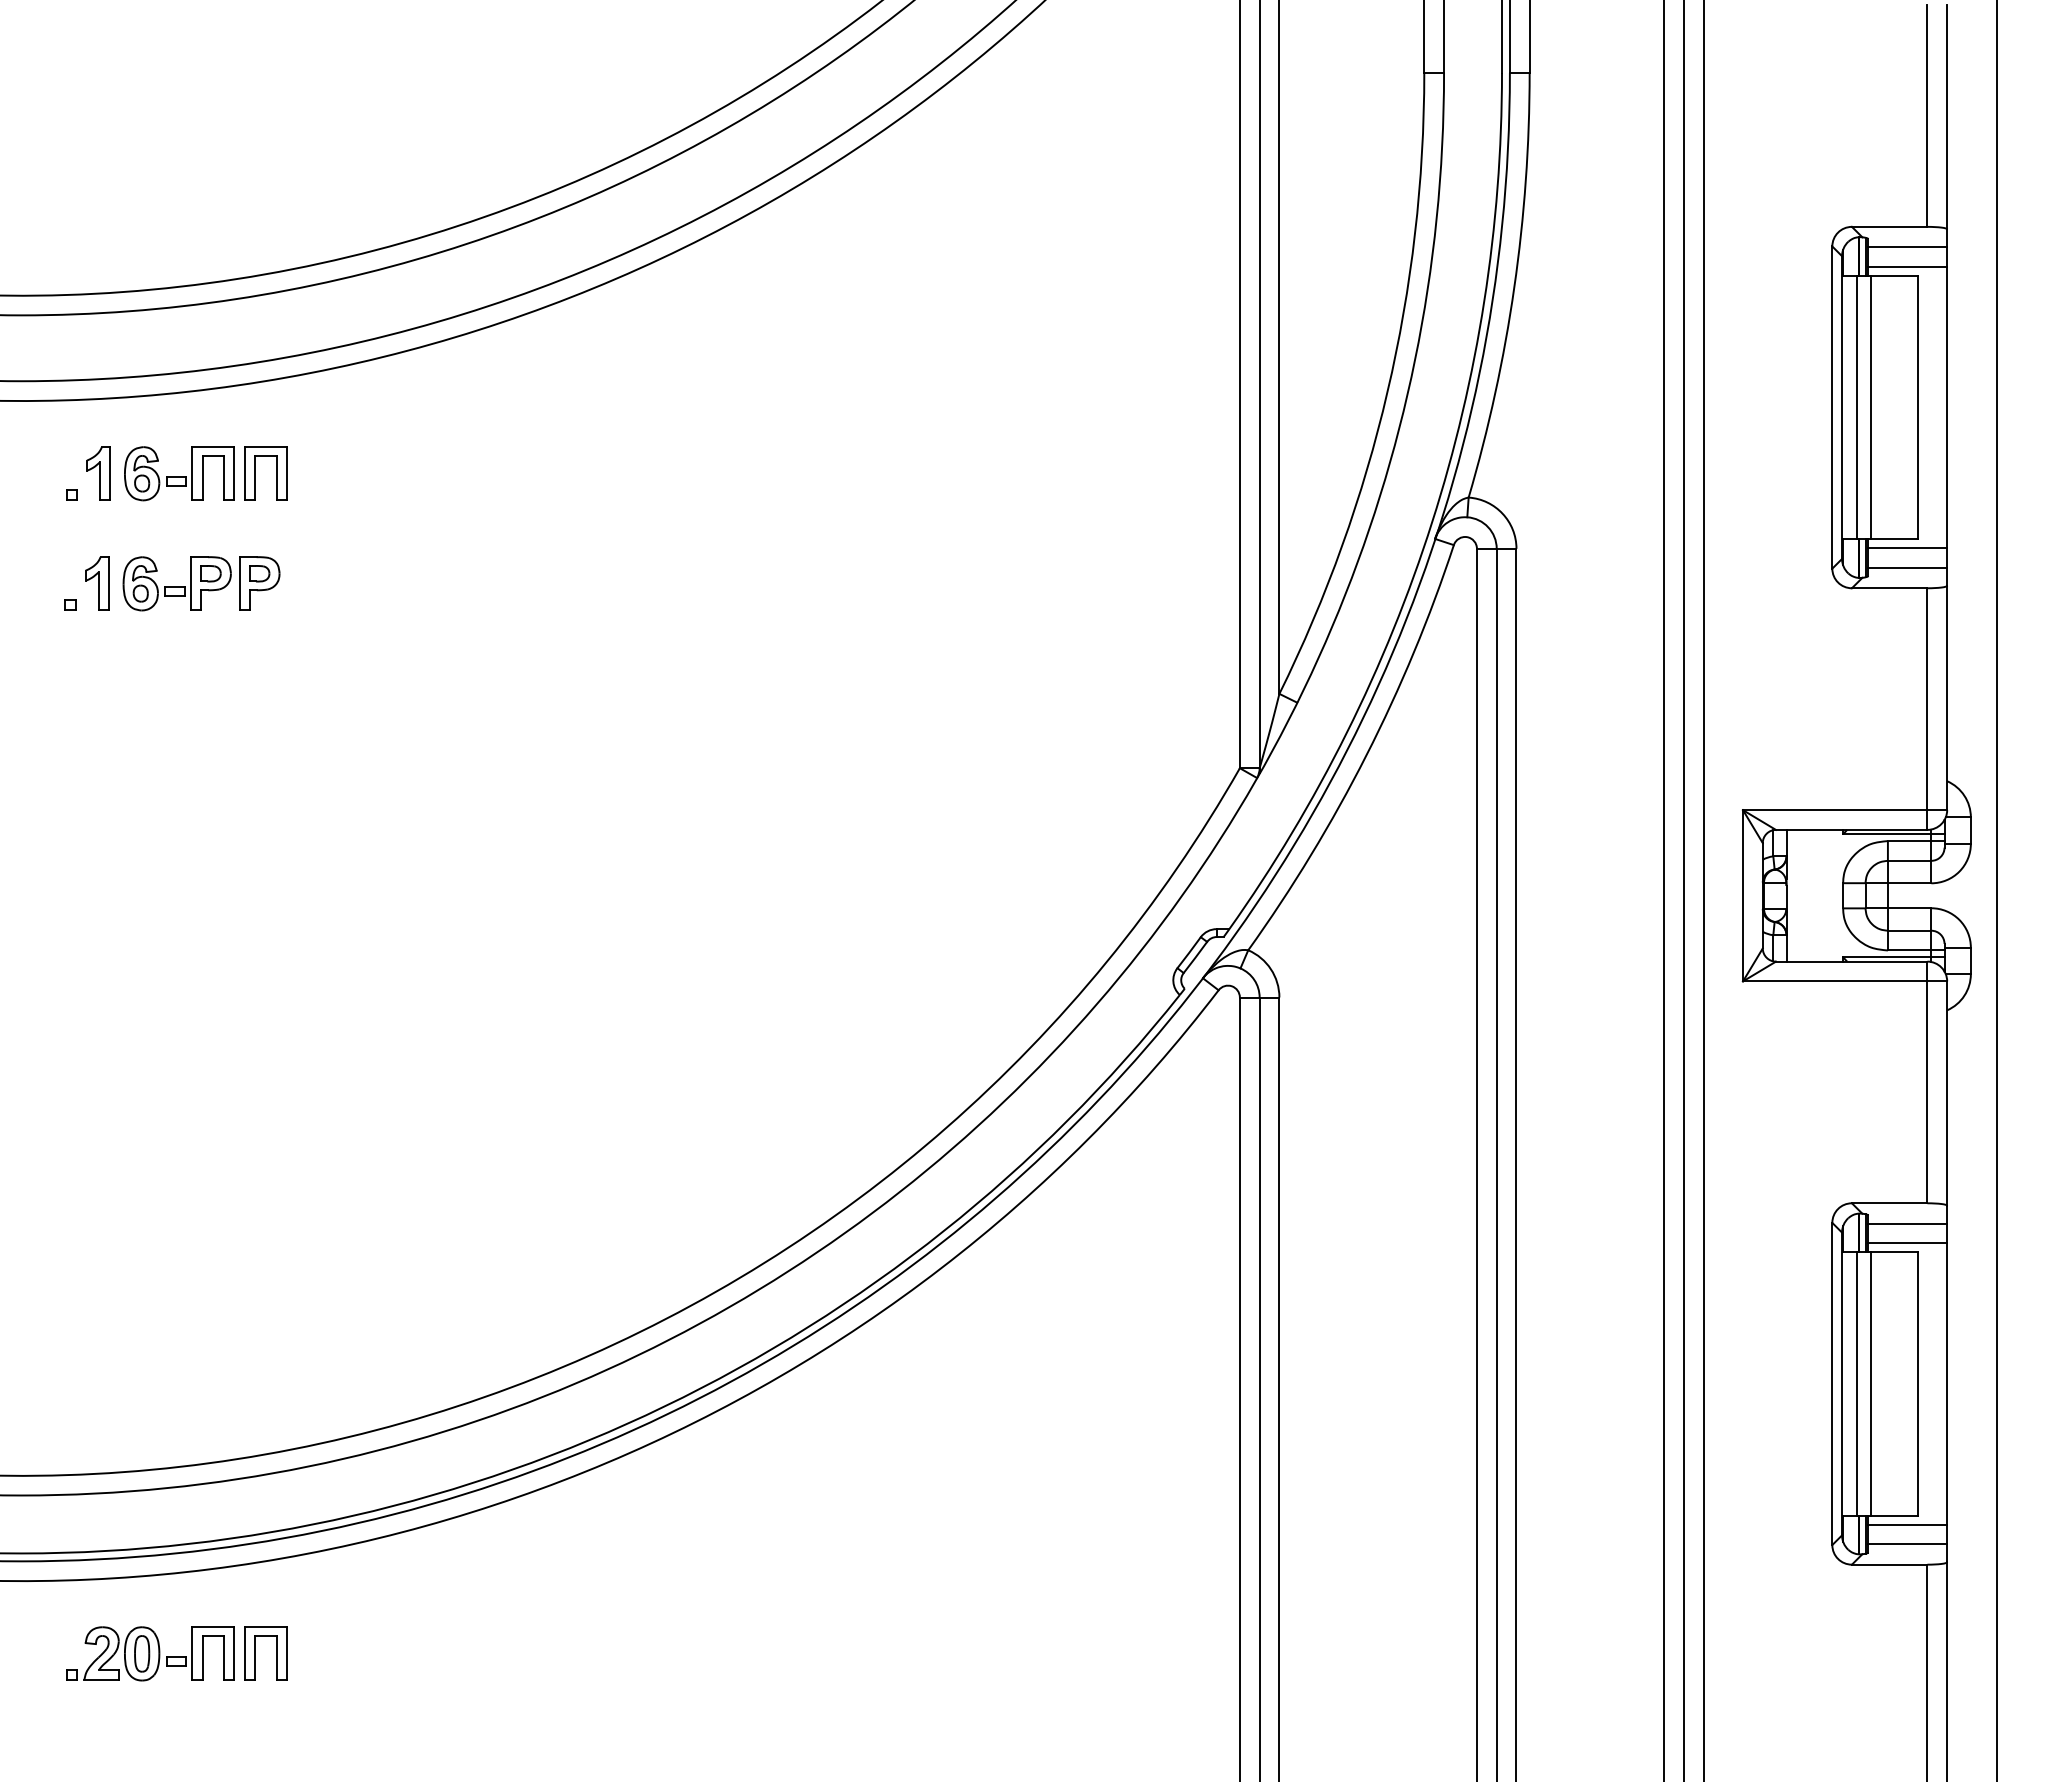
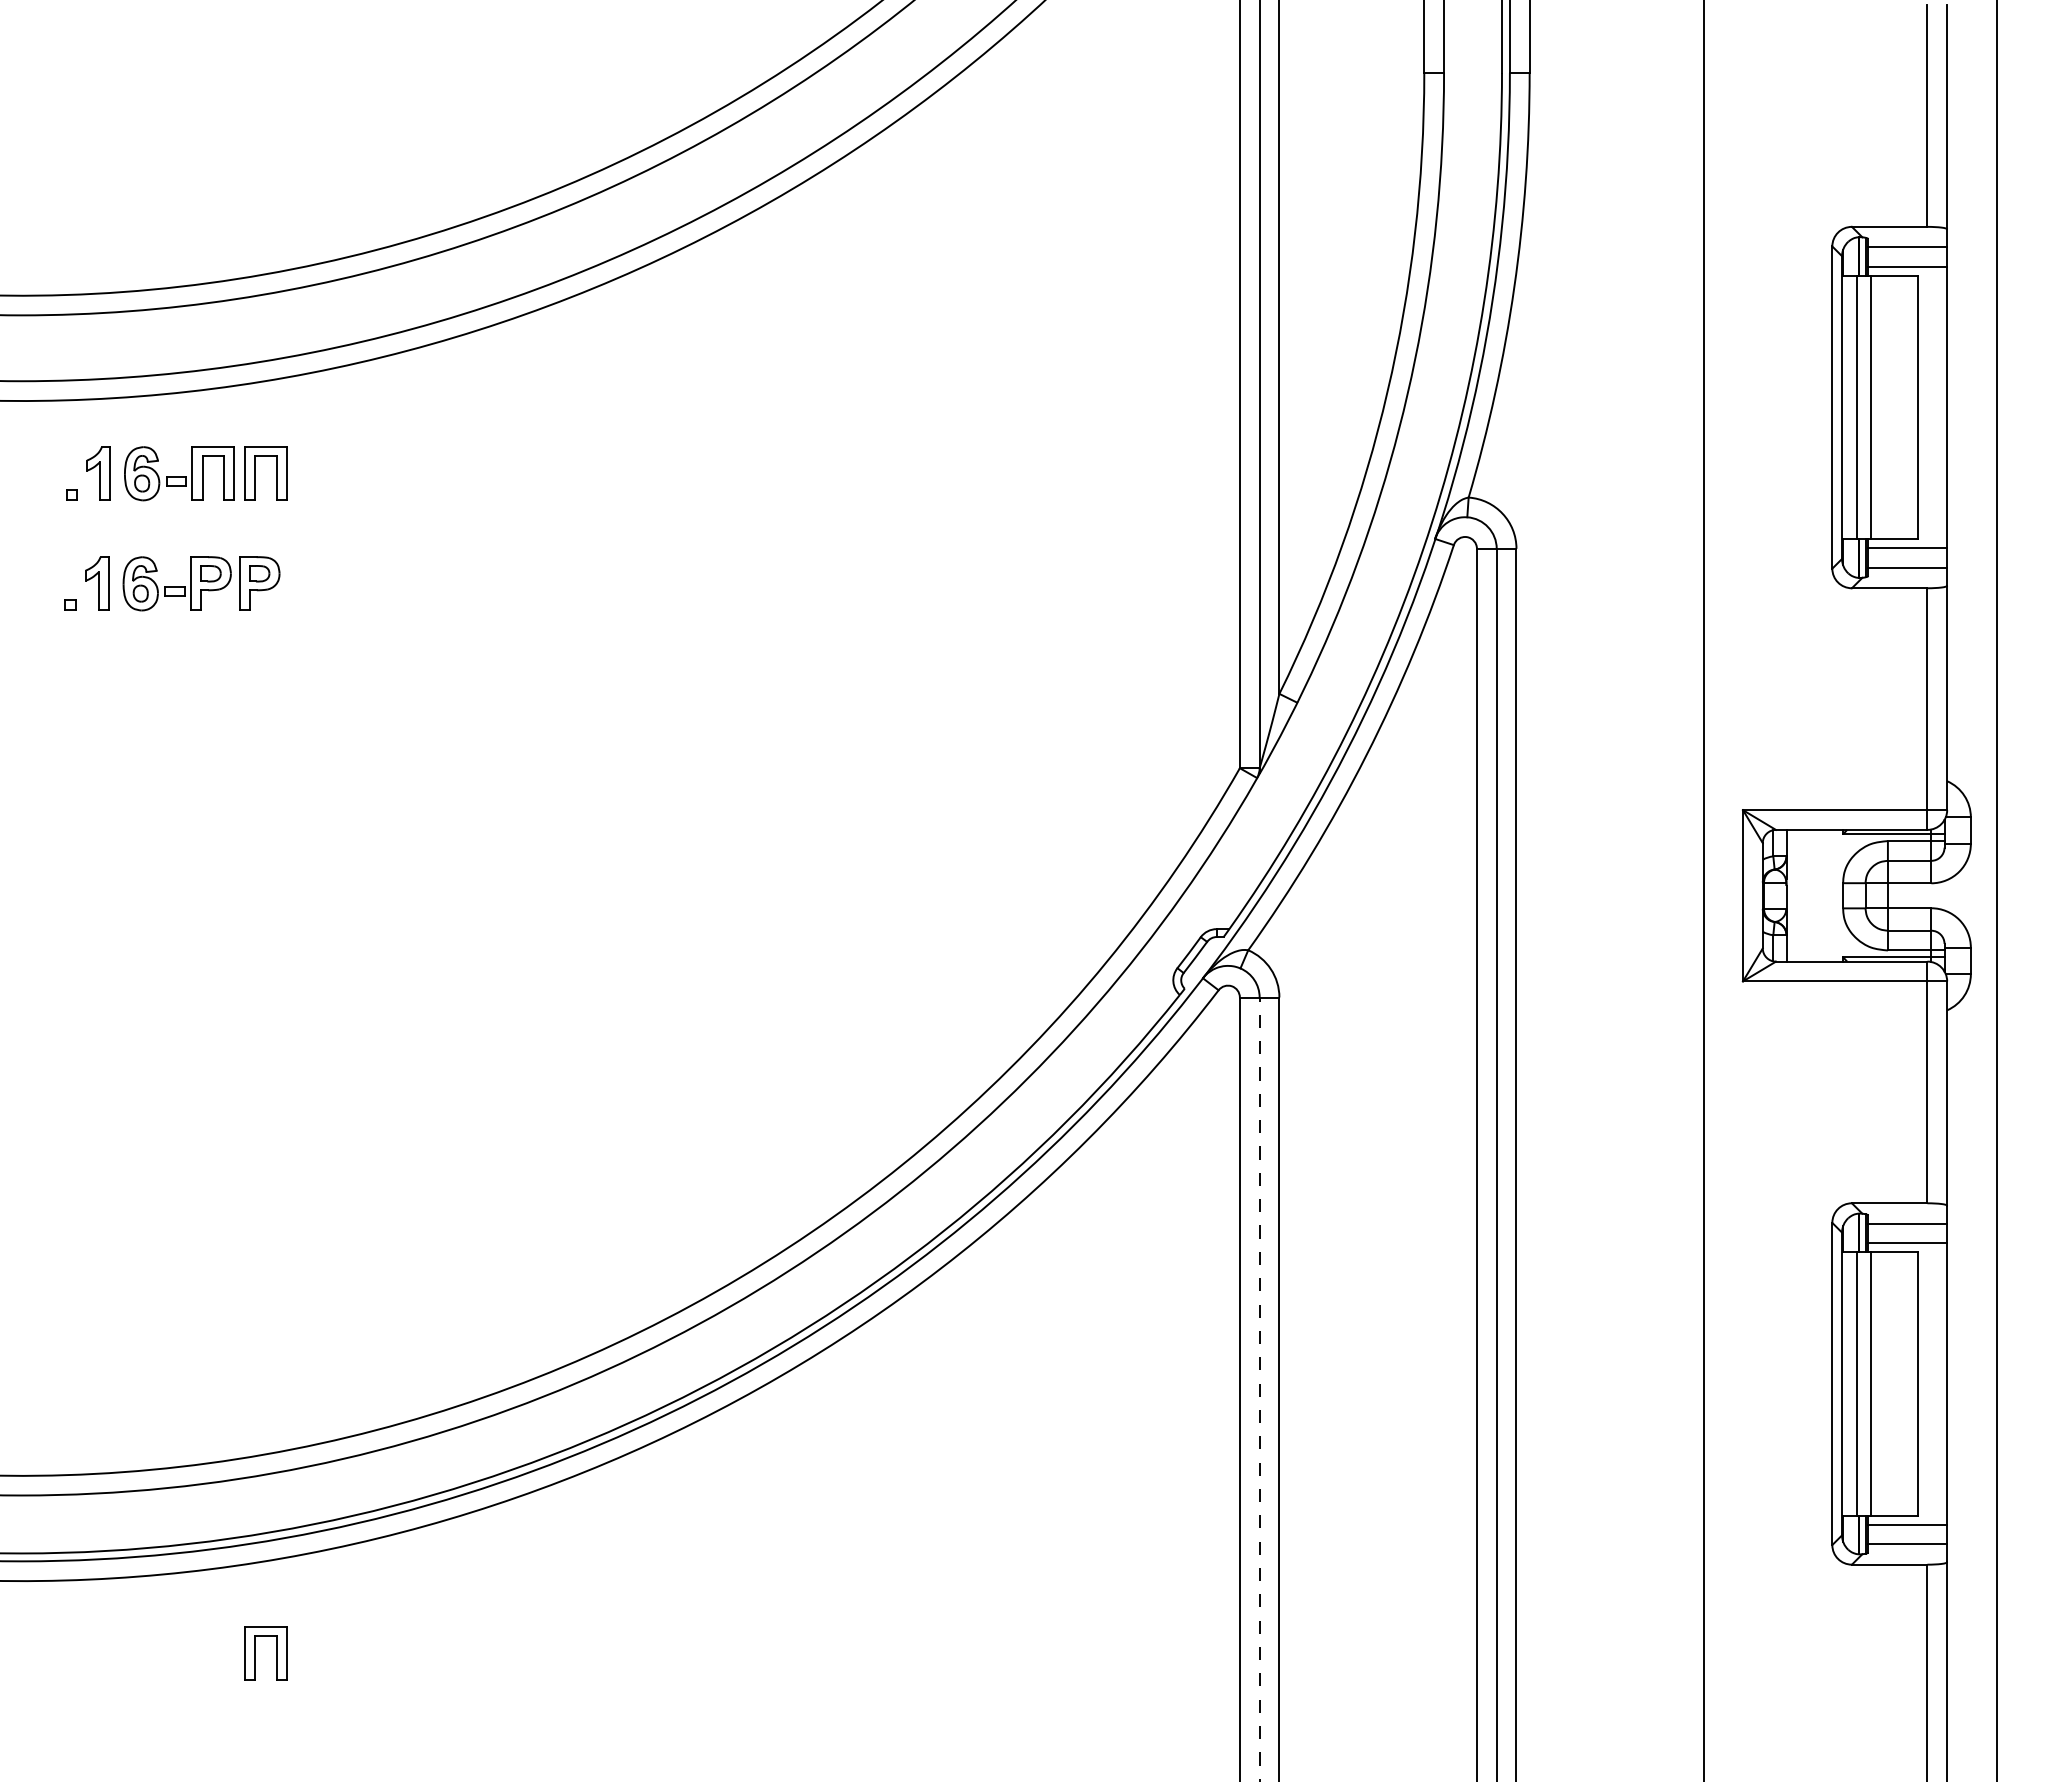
line: present -> none (1664, 890)
line: present -> none (1683, 890)
line: solid -> dashed (1259, 1389)
part: present -> none (150, 1653)
